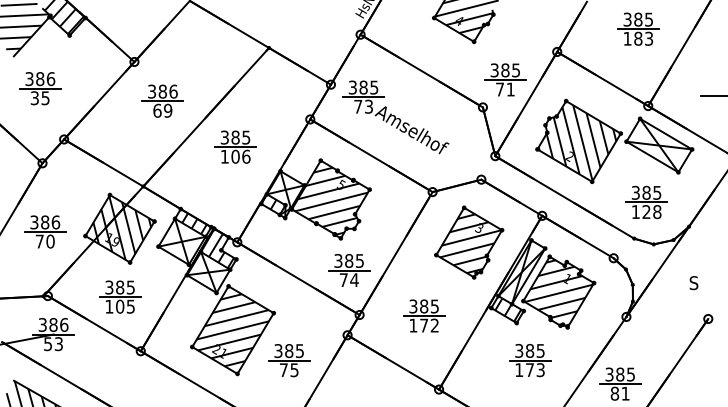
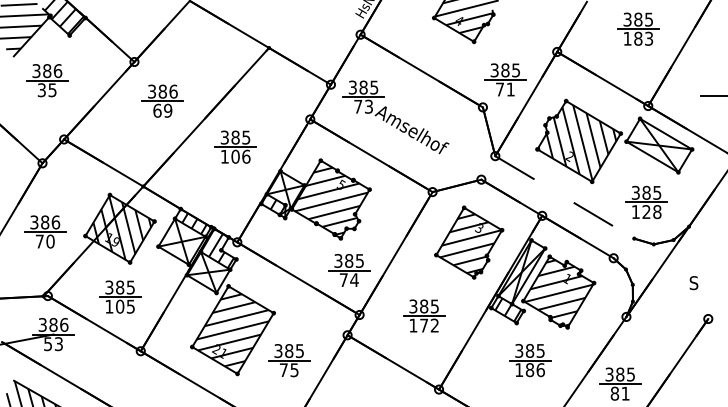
part position: (40, 88) -> (47, 80) (47, 80)
line: present -> none (564, 197)
text: 173 -> 186 (534, 370)
